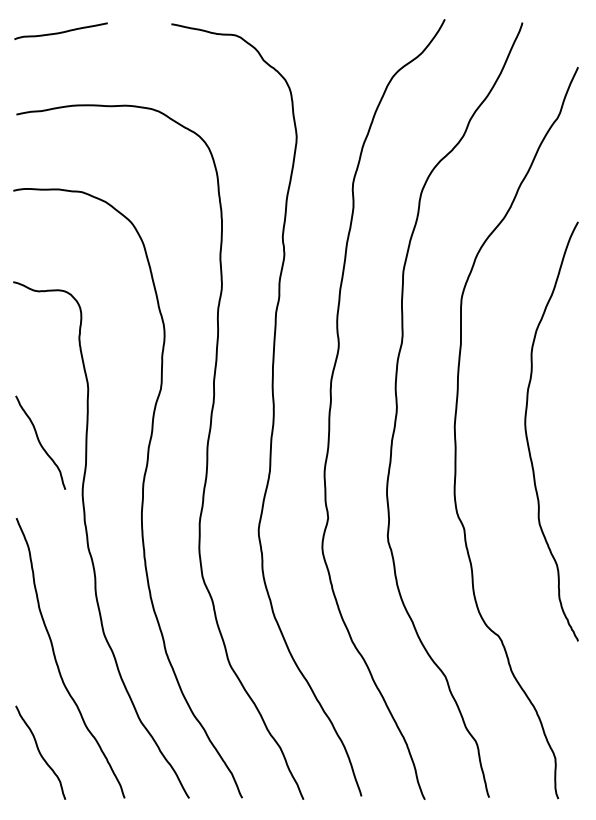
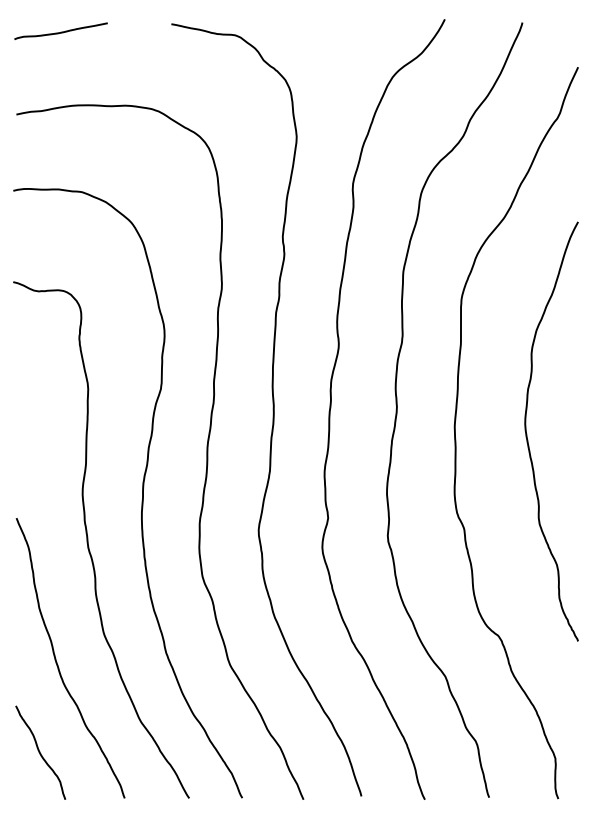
curve: present -> none (40, 442)
